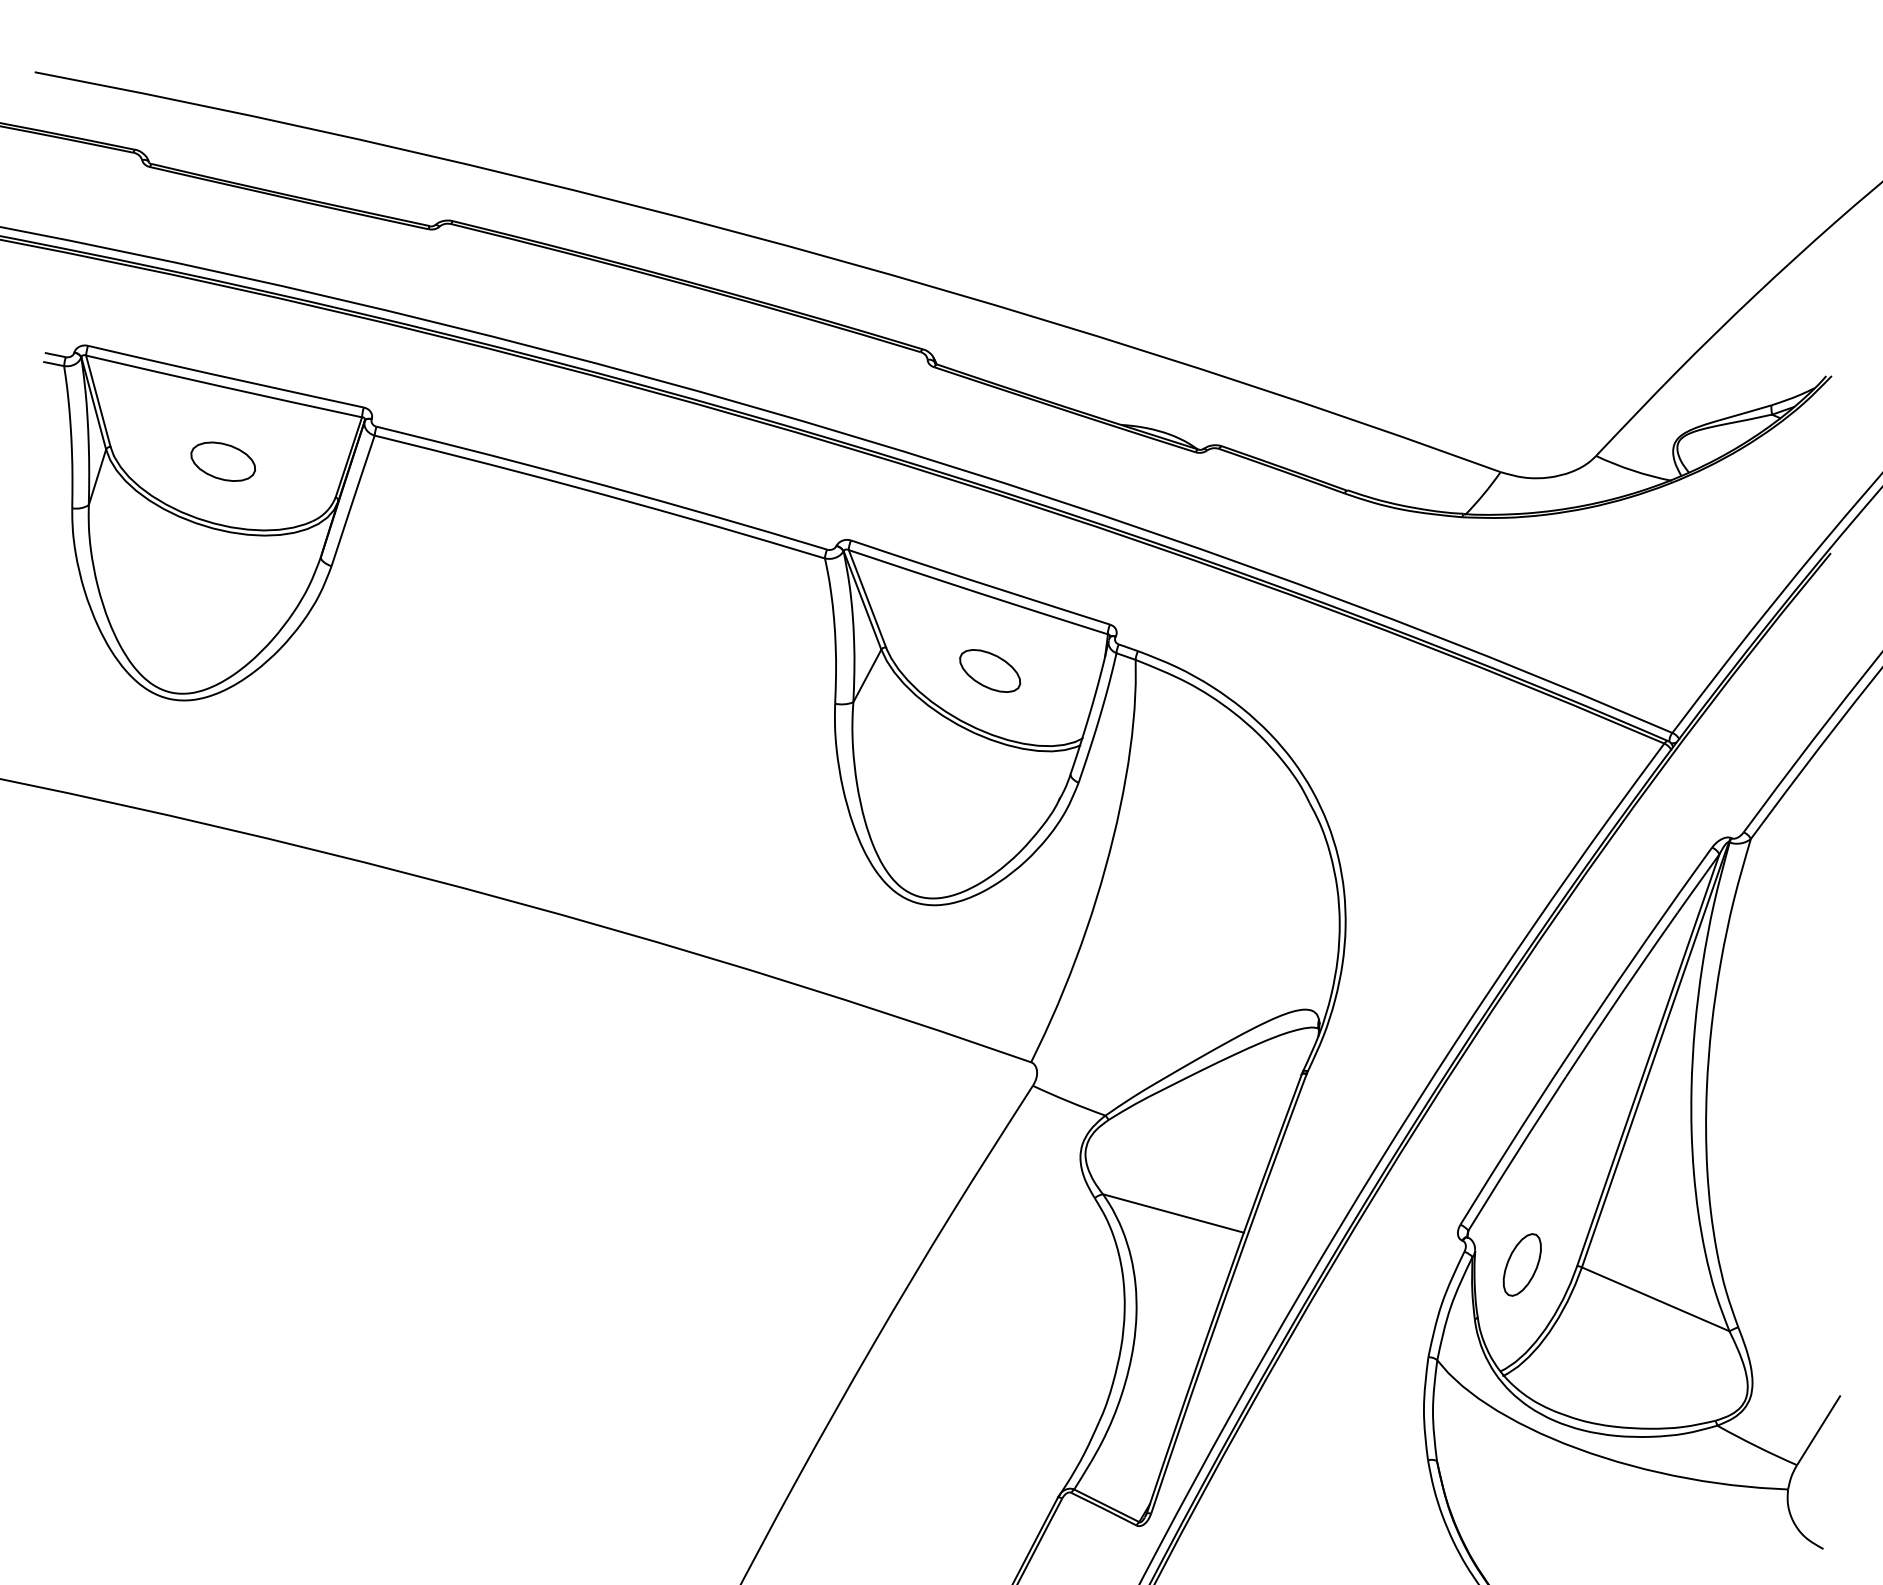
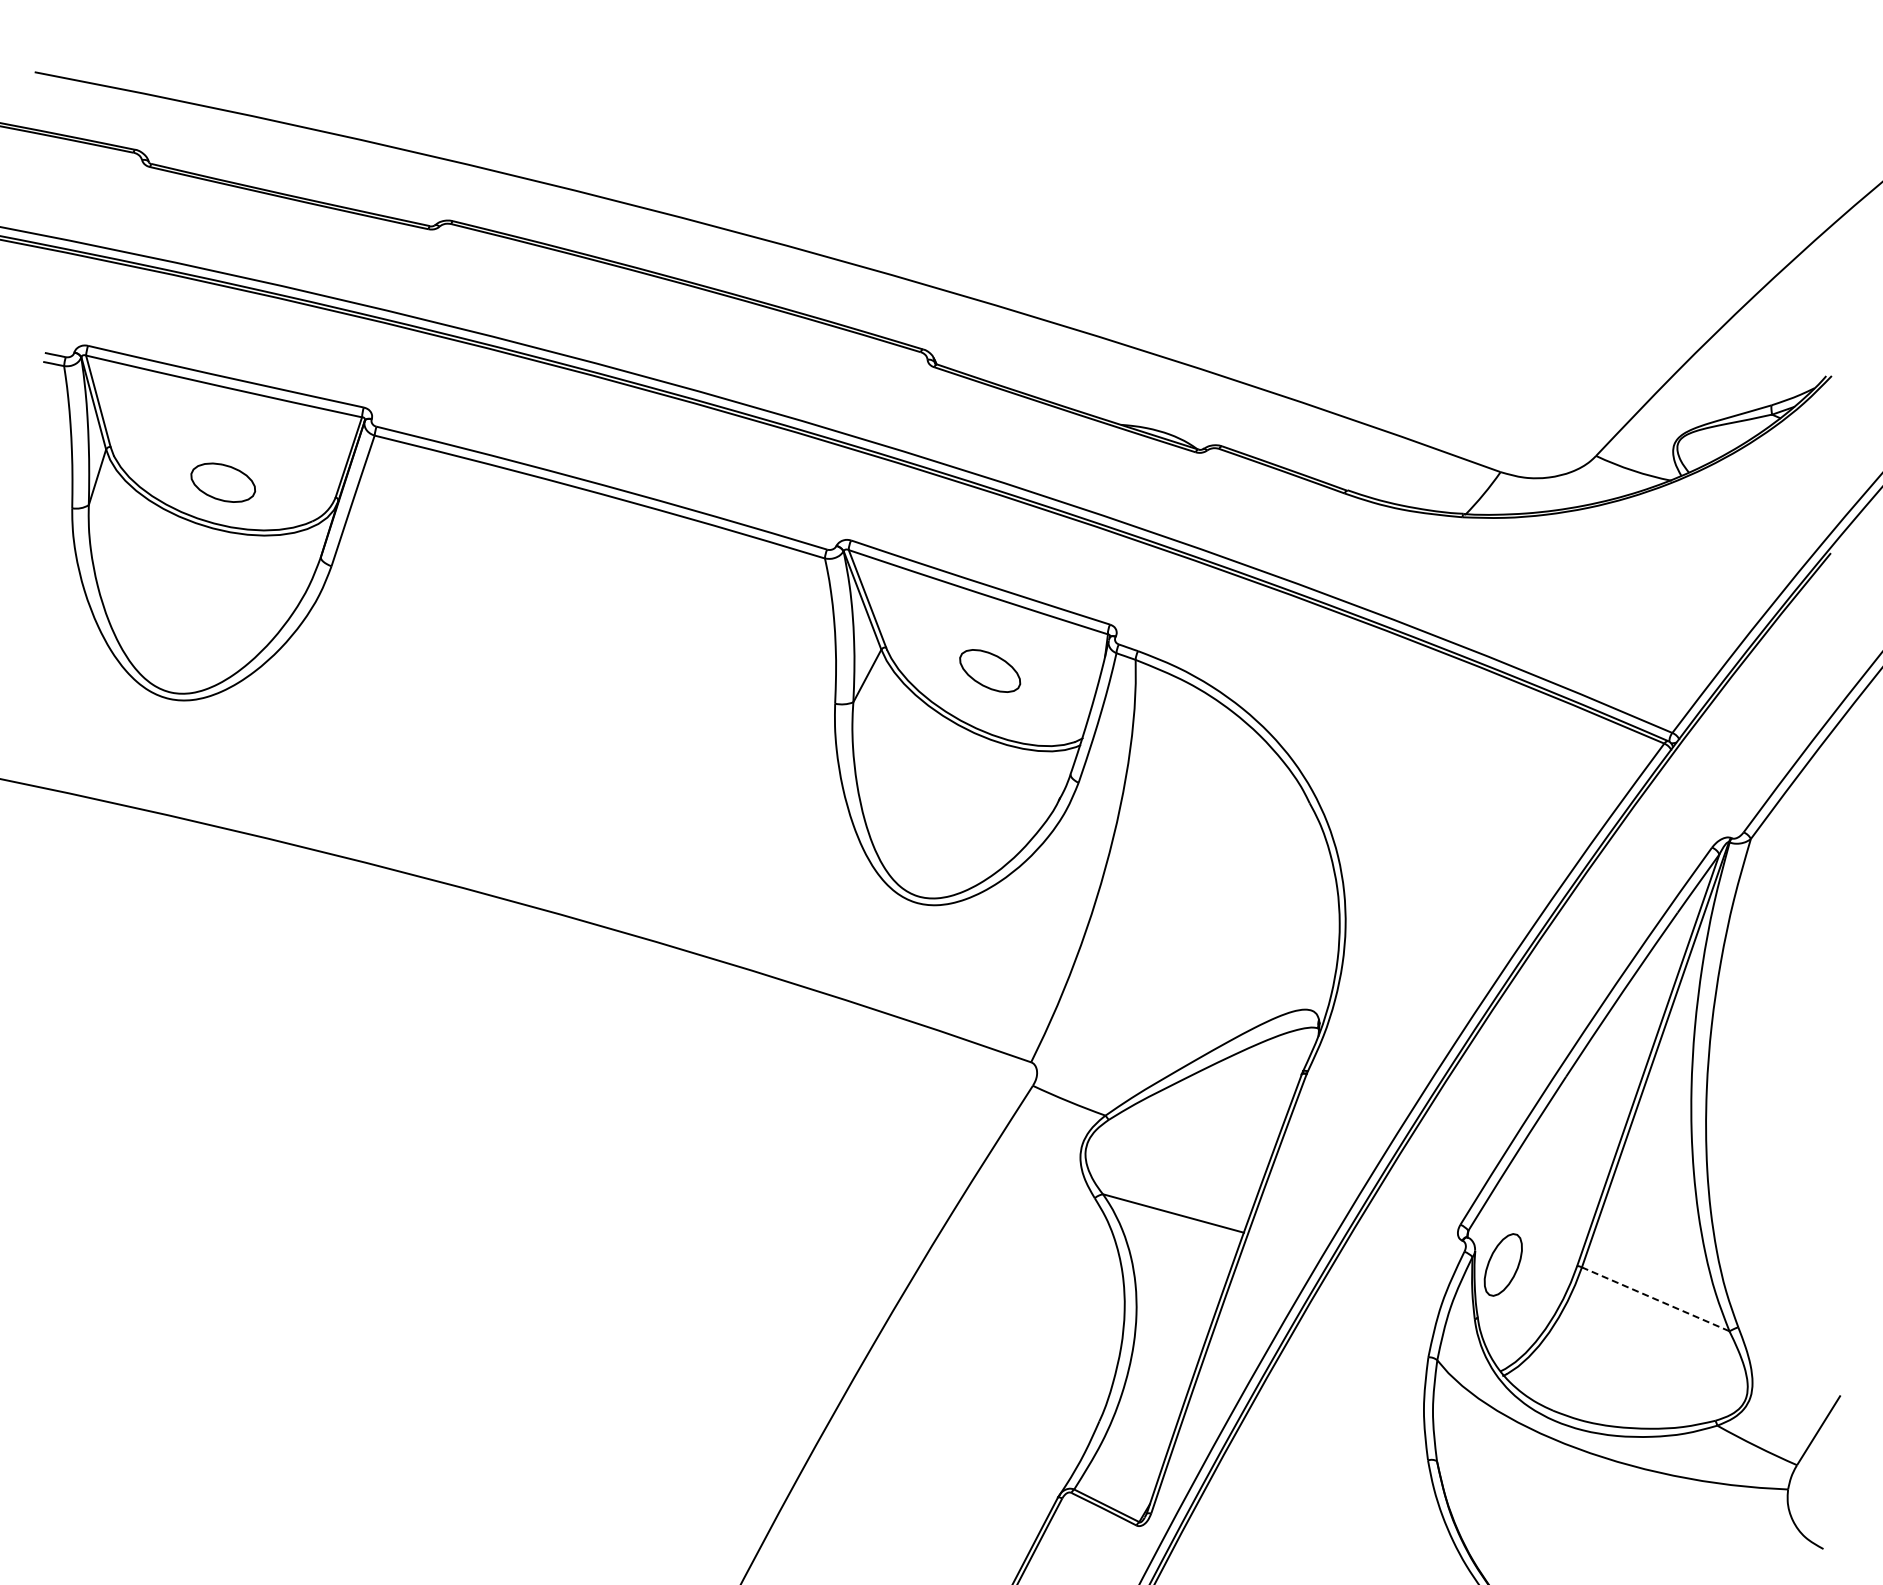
part position: (223, 461) -> (223, 482) (223, 482)
part position: (1521, 1264) -> (1502, 1264) (1502, 1264)
line: solid -> dashed (1655, 1299)
